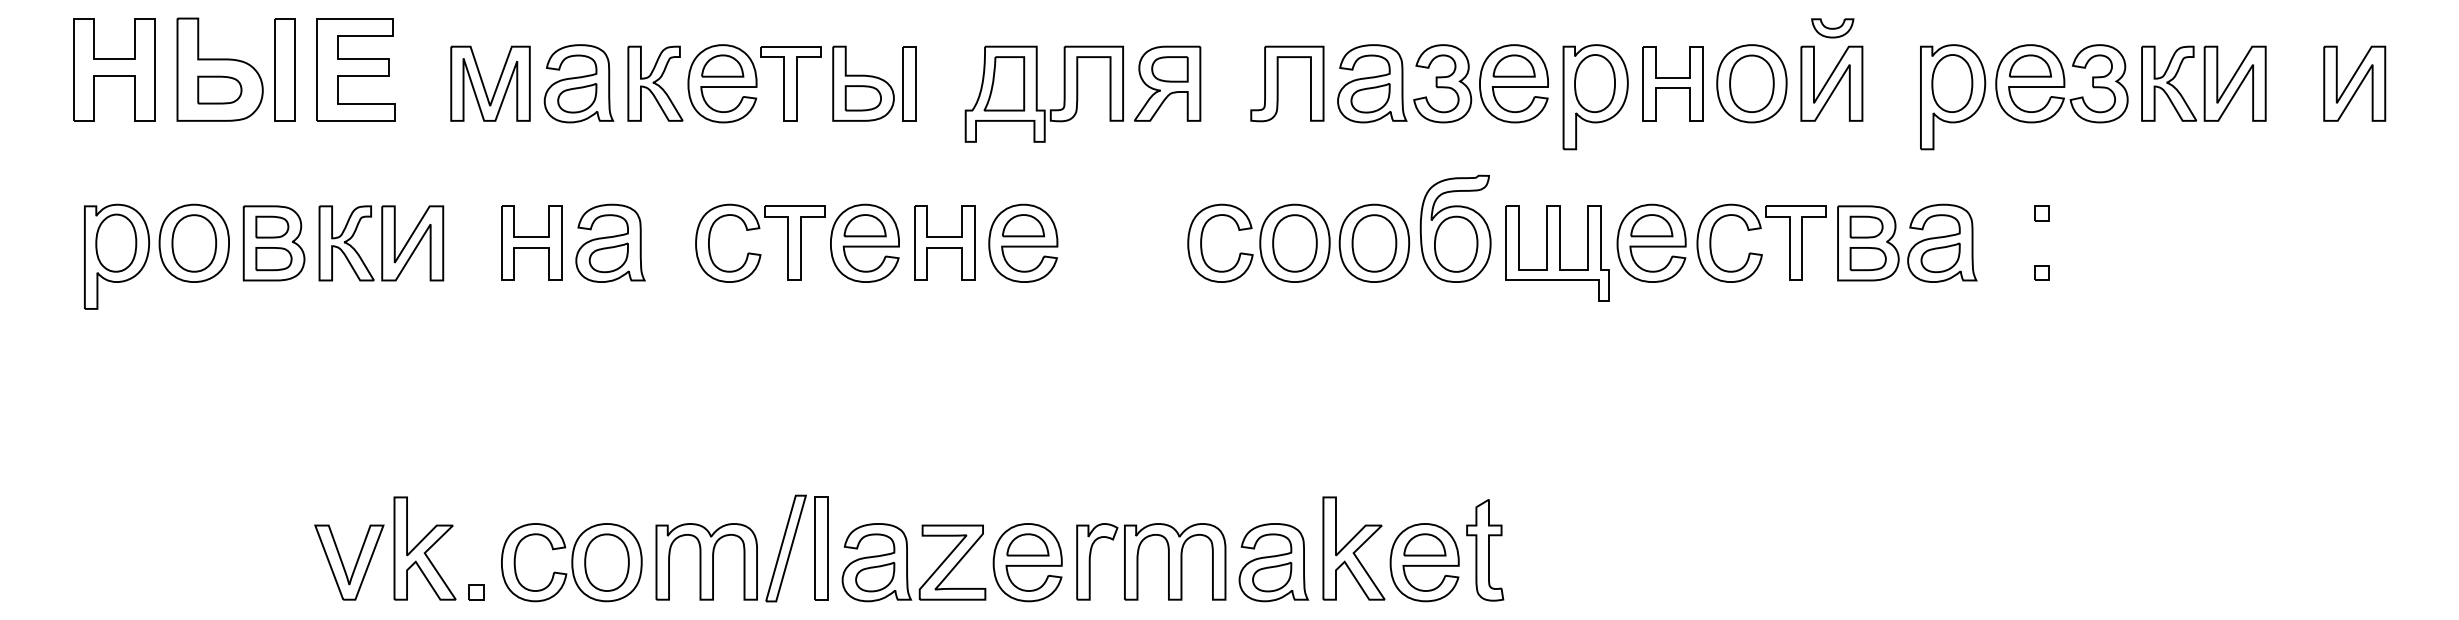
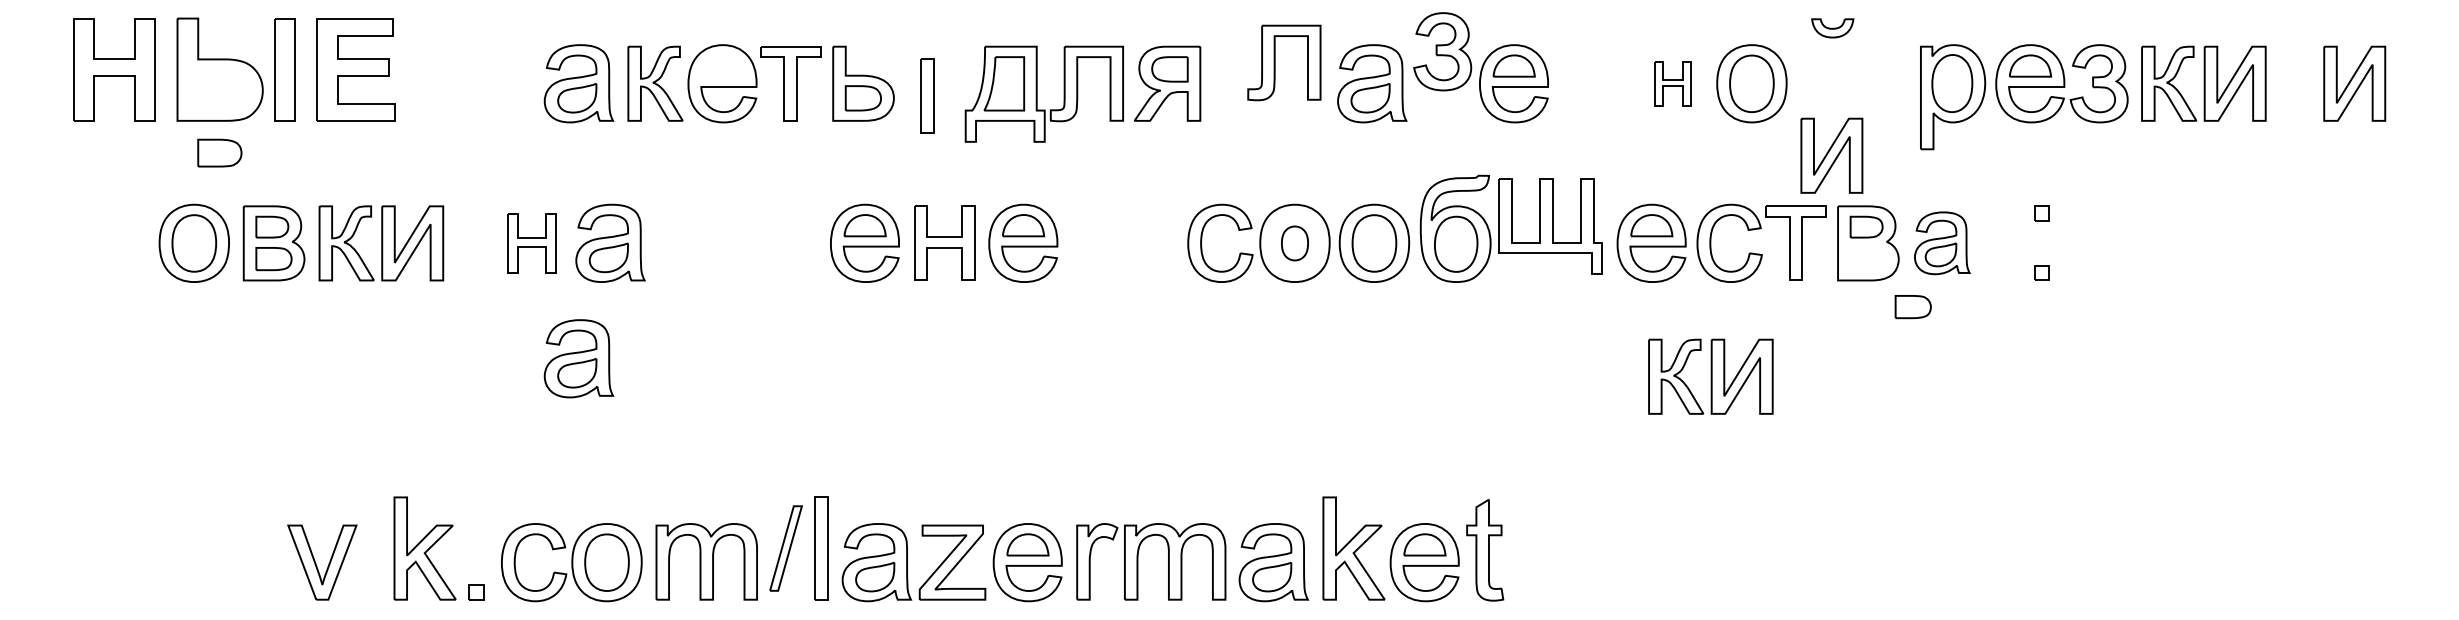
part: present -> none (722, 65)
part position: (909, 83) -> (927, 95) (927, 95)
part position: (1278, 83) -> (1275, 62) (1275, 62)
part position: (1442, 83) -> (1442, 51) (1442, 51)
part size: 62x76 px -> 38x46 px (1672, 83)
part position: (1831, 83) -> (1831, 155) (1831, 155)
part: present -> none (484, 85)
part position: (219, 89) -> (219, 152) (219, 152)
part: present -> none (1595, 97)
part size: 62x76 px -> 50x61 px (531, 243)
part size: 71x80 px -> 57x65 px (1942, 243)
part size: 46x59 px -> 28x37 px (1294, 243)
part: present -> none (758, 253)
part position: (1557, 253) -> (1550, 226) (1550, 226)
part: present -> none (116, 256)
part position: (1867, 259) -> (1912, 307) (1912, 307)
part: none -> present (578, 358)
part: none -> present (1710, 376)
part size: 42x109 px -> 34x87 px (785, 548)
part position: (343, 563) -> (316, 563) (316, 563)
